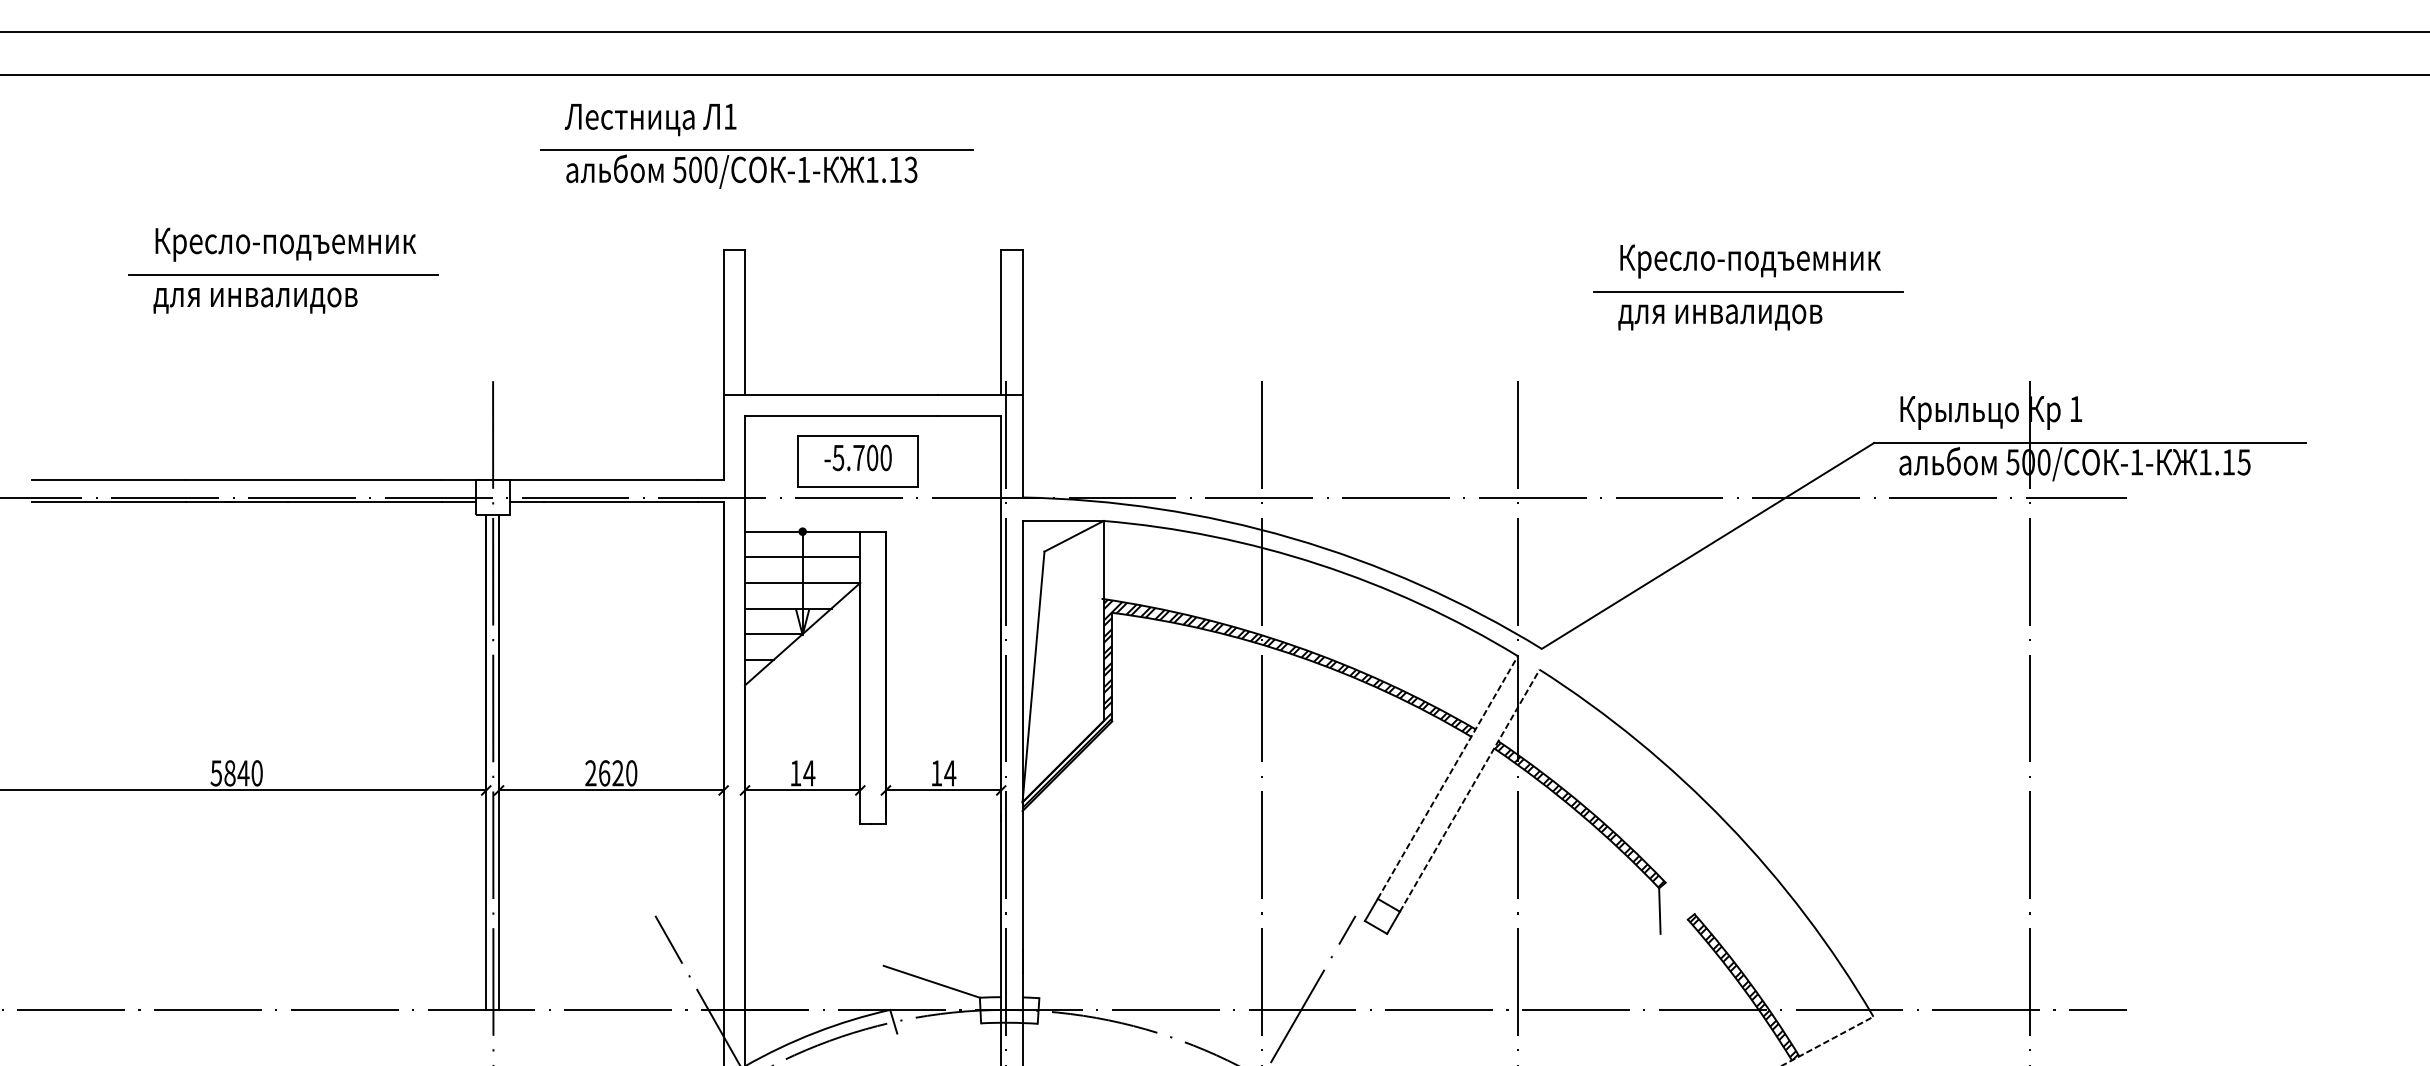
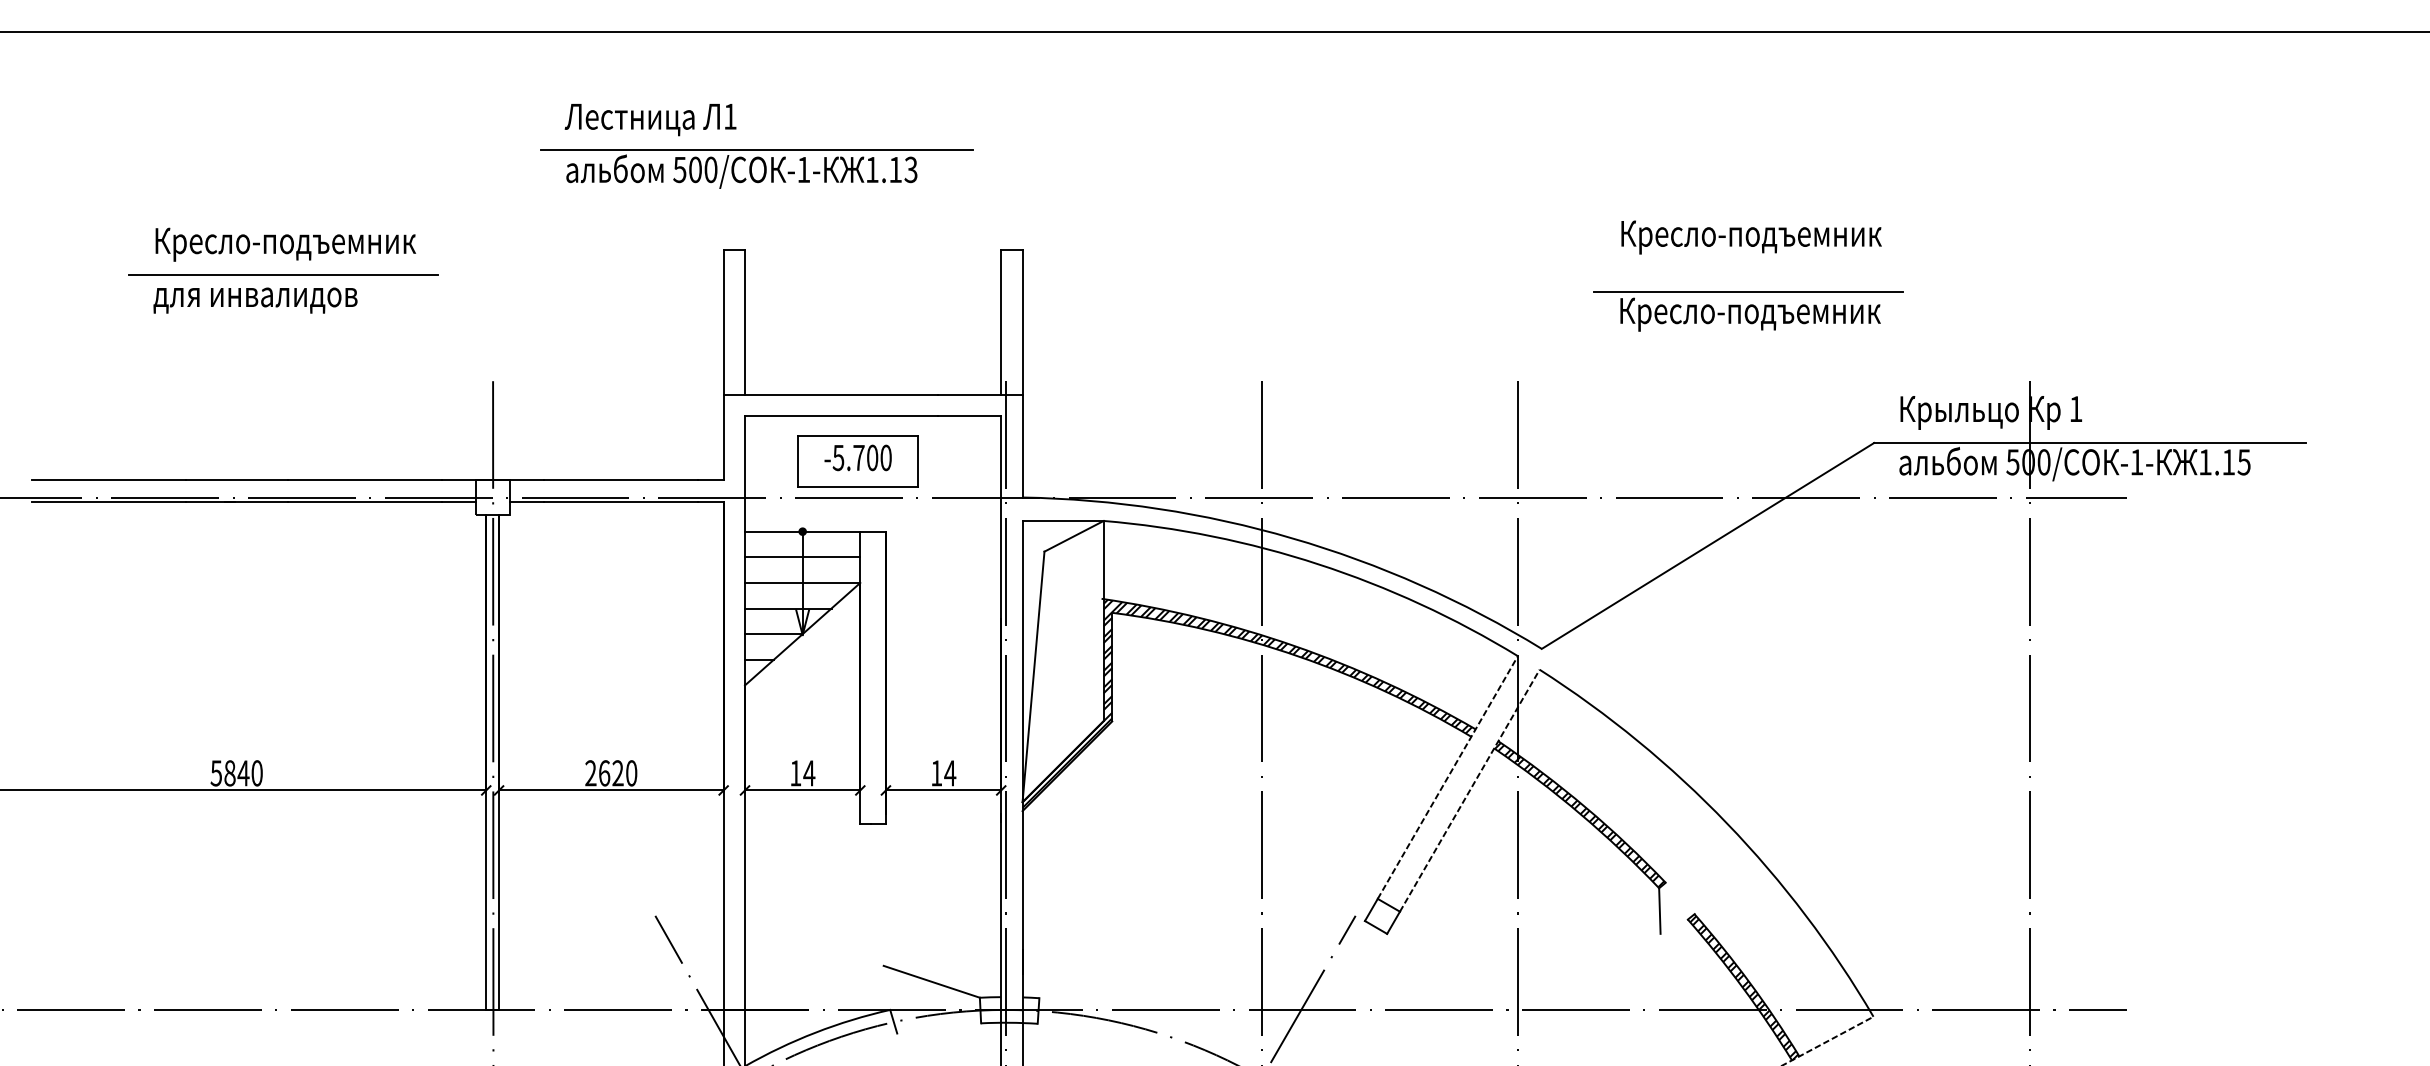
line: present -> none (1214, 74)
text position: (1750, 261) -> (1751, 237) (1751, 237)
text: для инвалидов -> Кресло-подъемник (1749, 314)
